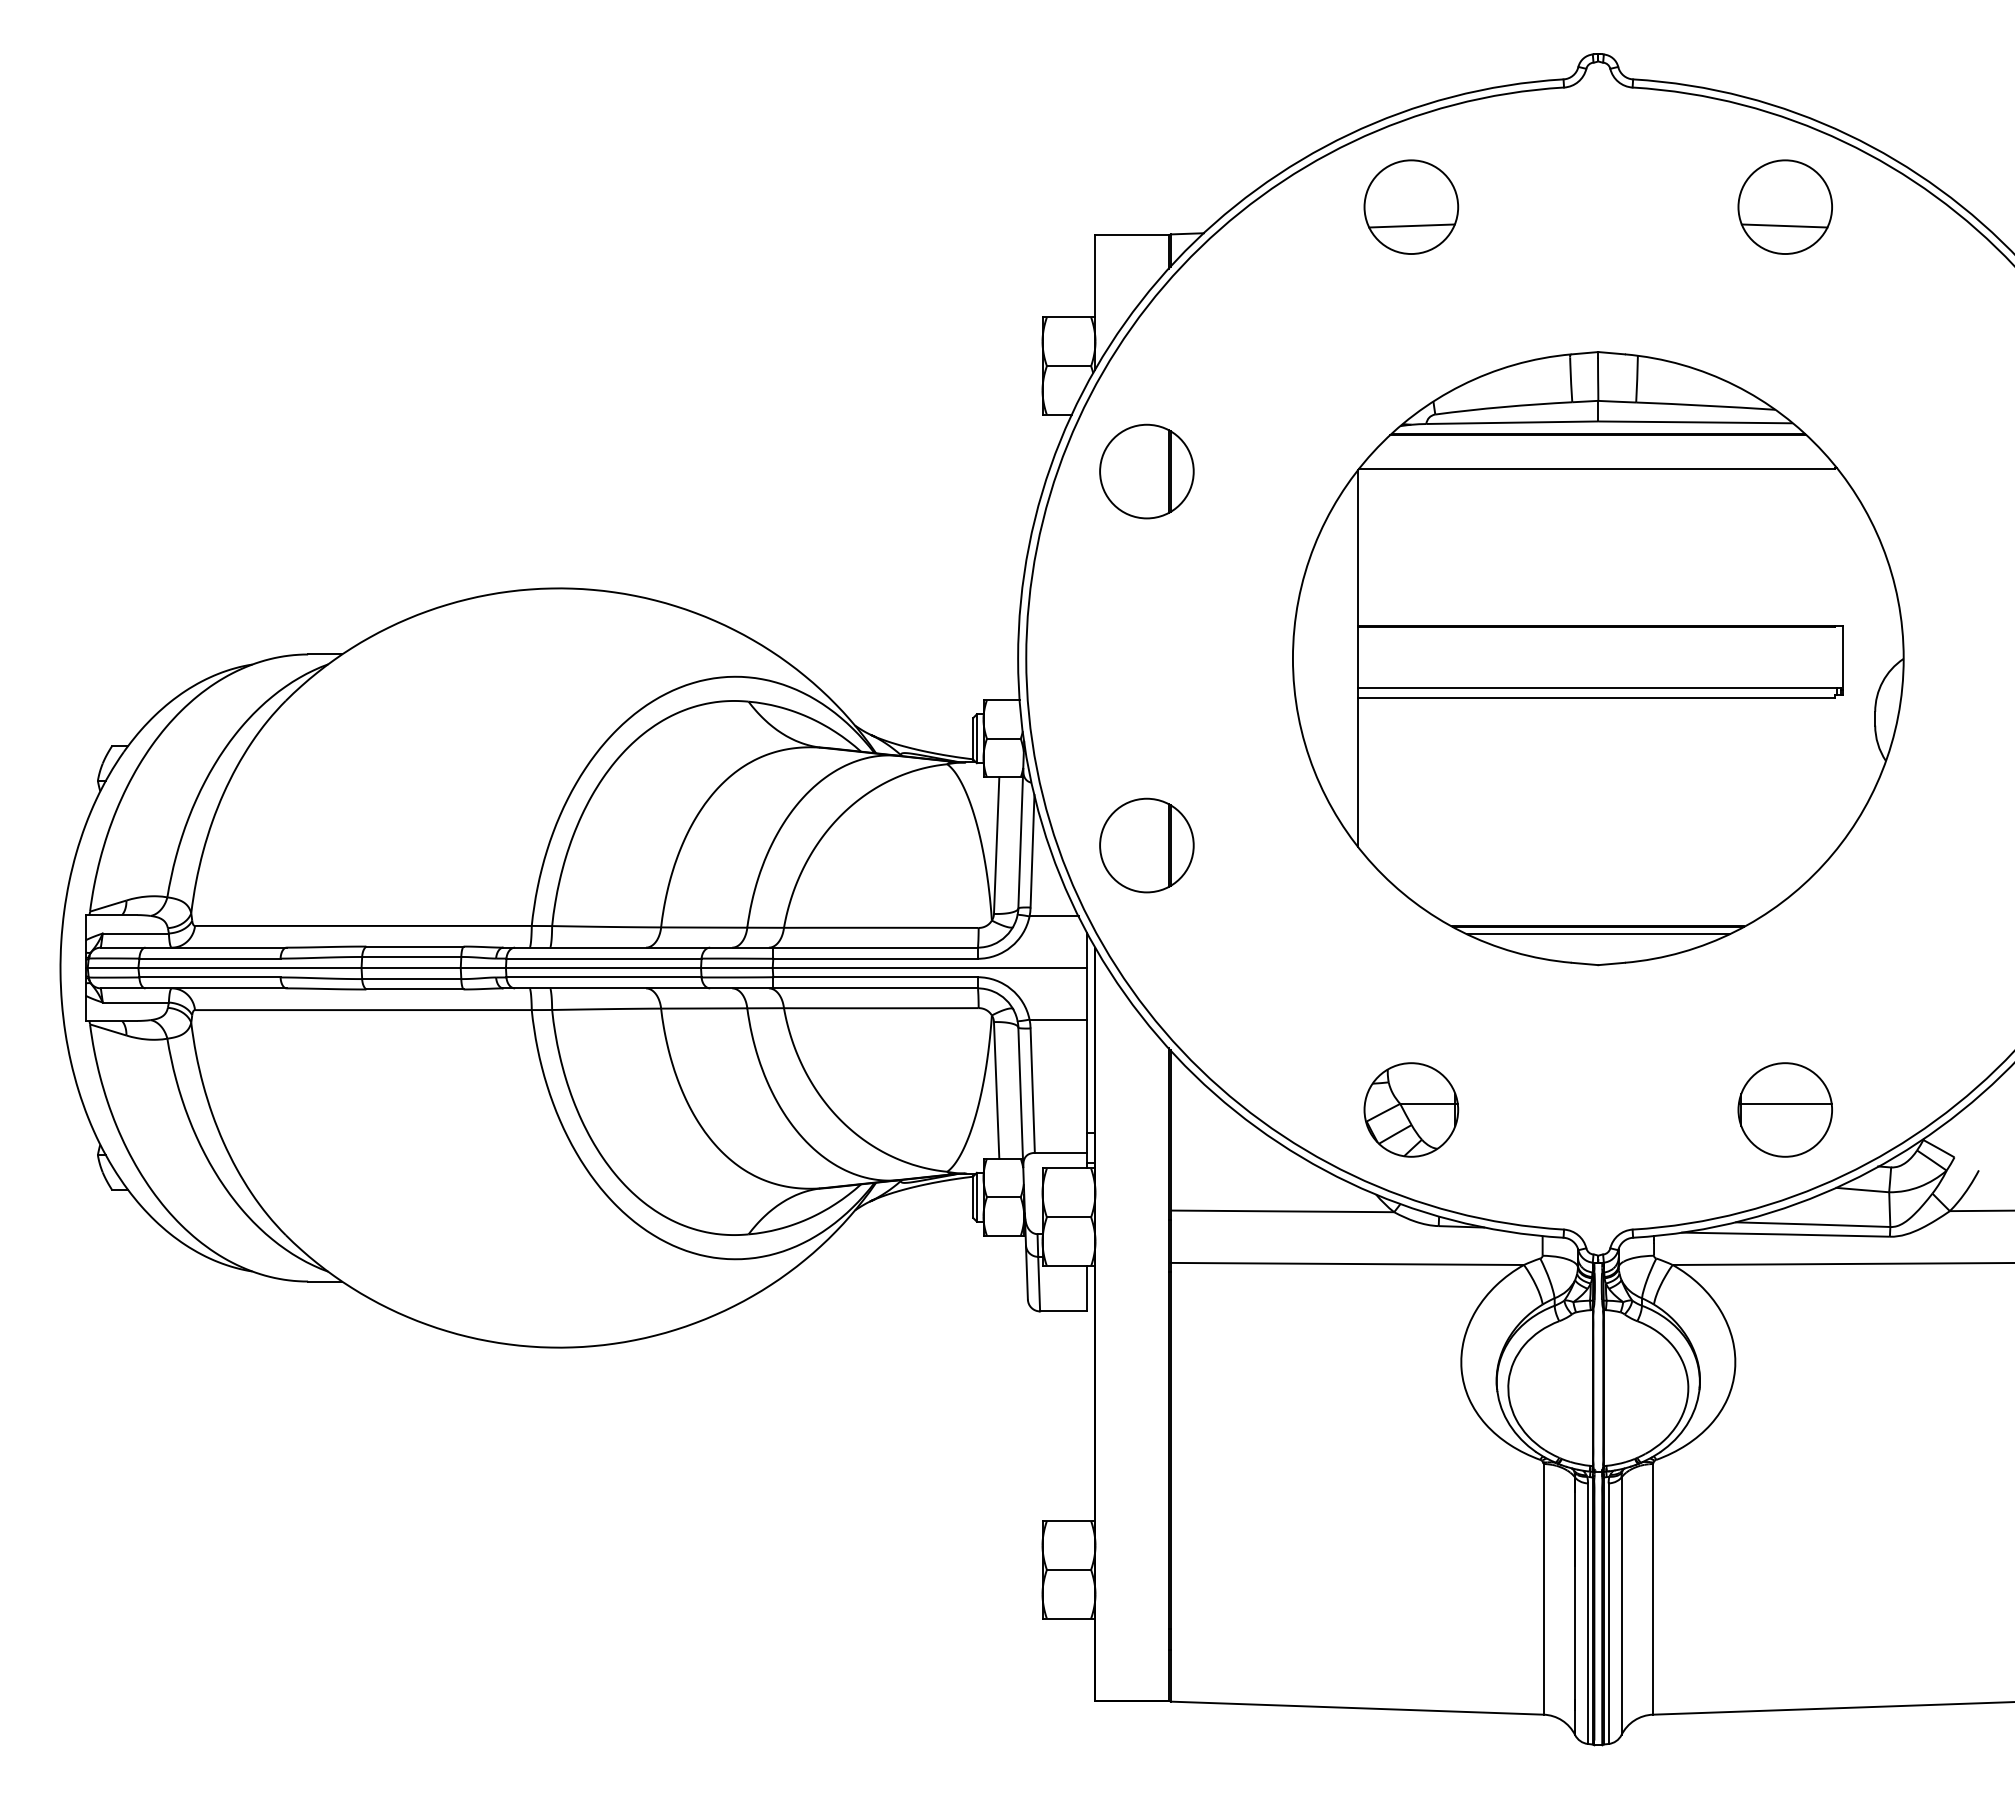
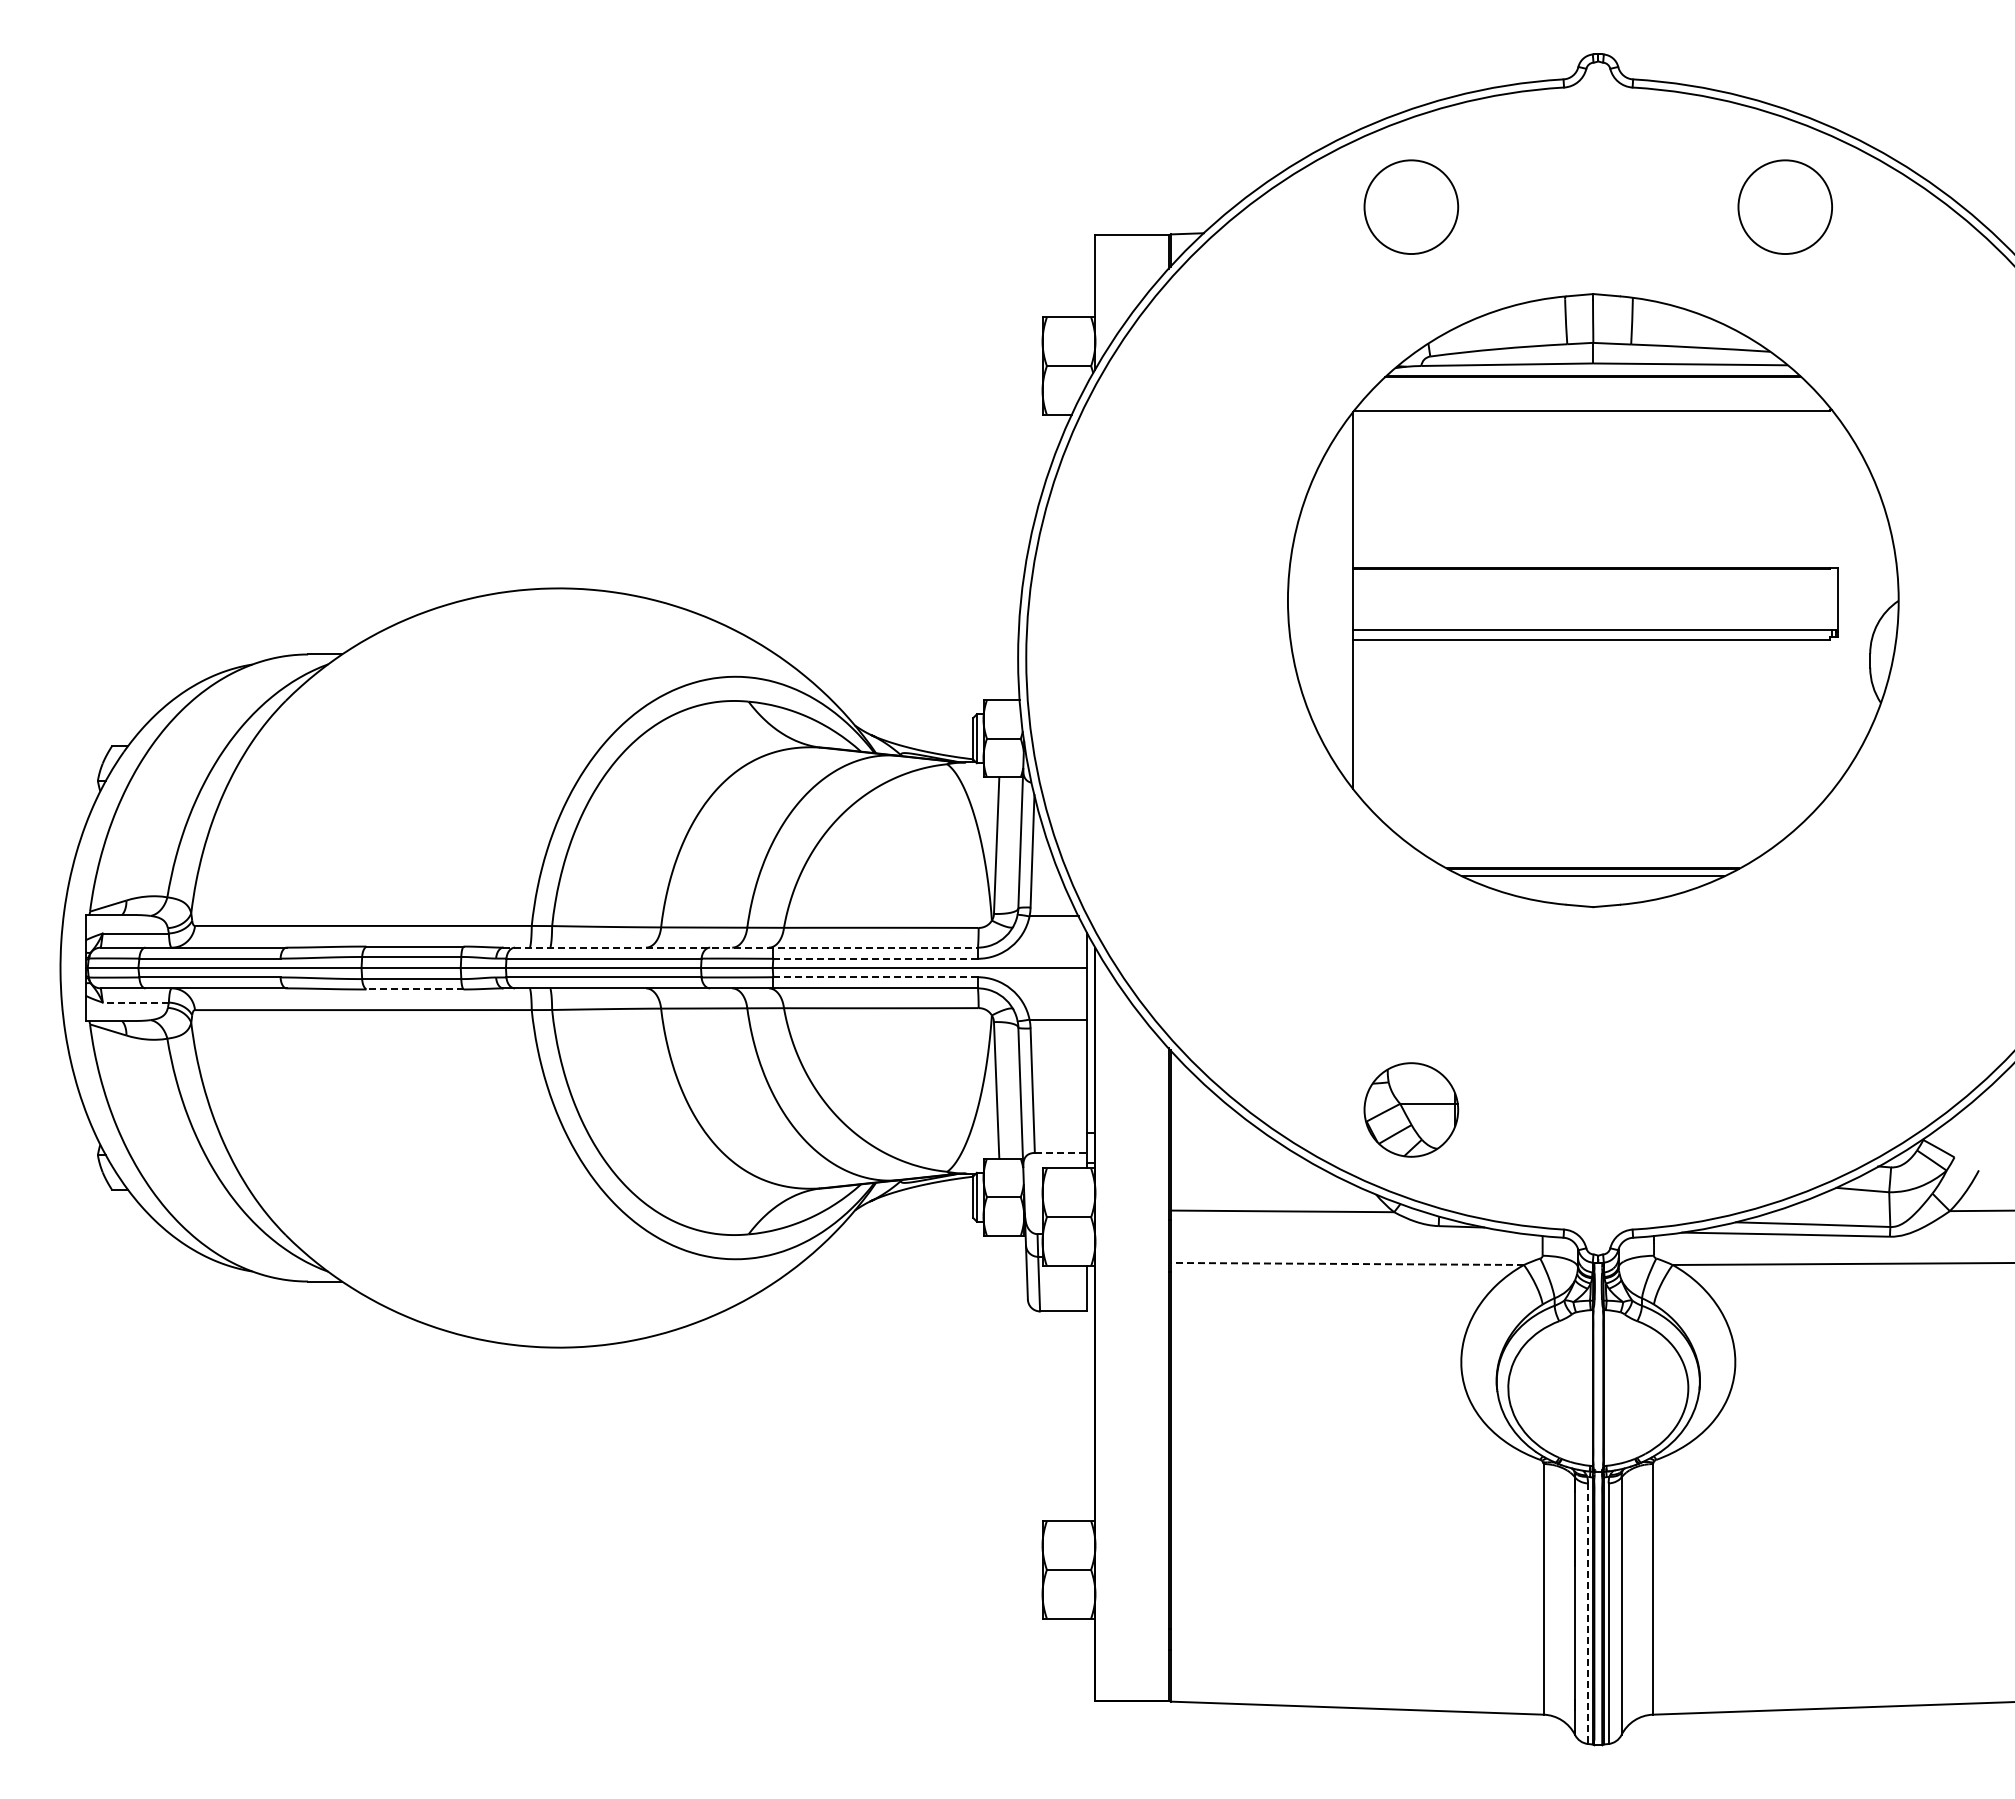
line: present -> none (1411, 225)
line: present -> none (1784, 225)
part: present -> none (1146, 471)
part position: (1598, 658) -> (1593, 600) (1593, 600)
part: present -> none (1146, 845)
line: solid -> dashed (741, 947)
line: solid -> dashed (875, 958)
line: solid -> dashed (874, 977)
line: solid -> dashed (414, 989)
line: solid -> dashed (135, 1002)
part: present -> none (1784, 1109)
line: solid -> dashed (1061, 1152)
line: solid -> dashed (1347, 1263)
line: solid -> dashed (1588, 1614)
